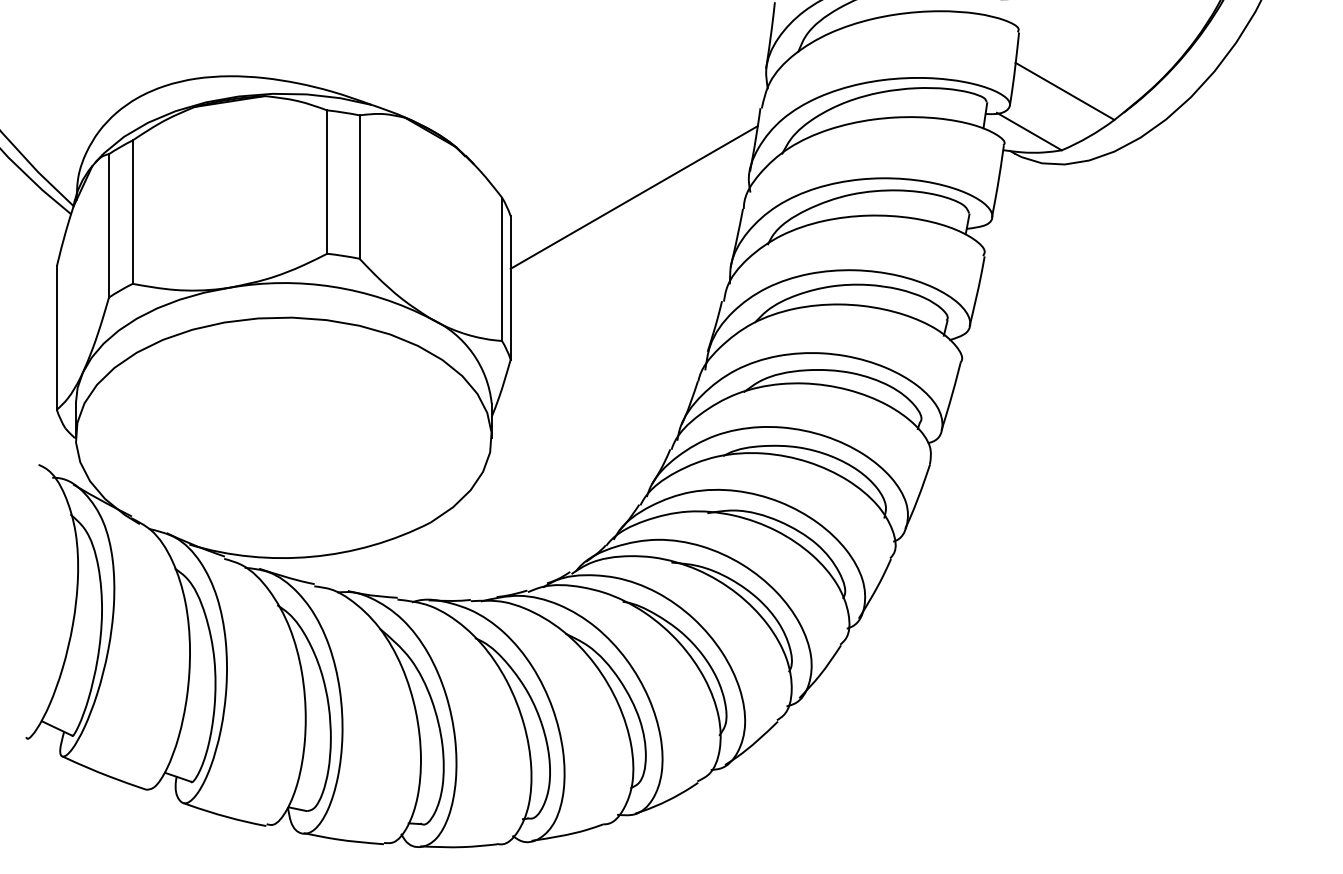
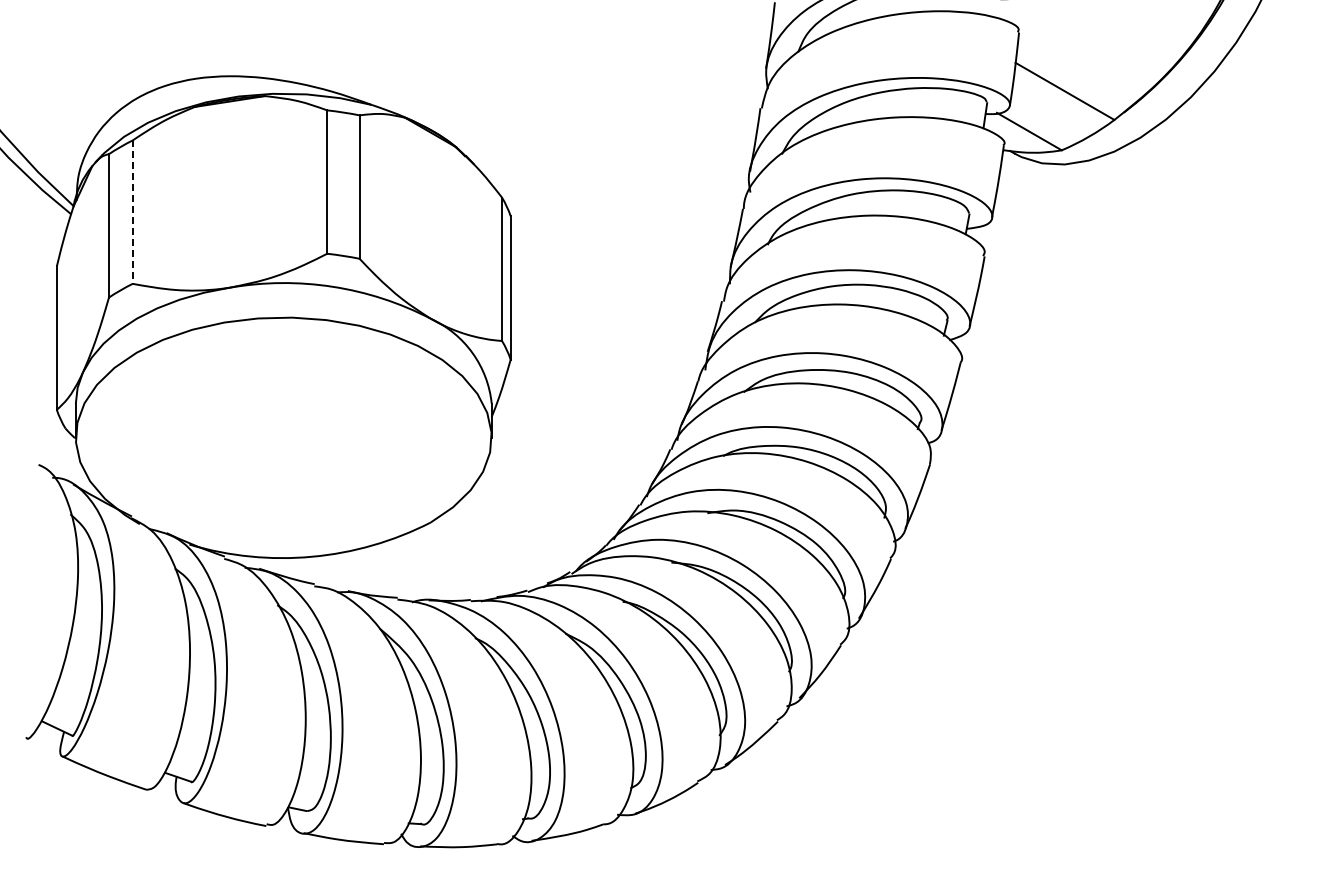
line: present -> none (633, 197)
line: solid -> dashed (132, 212)
